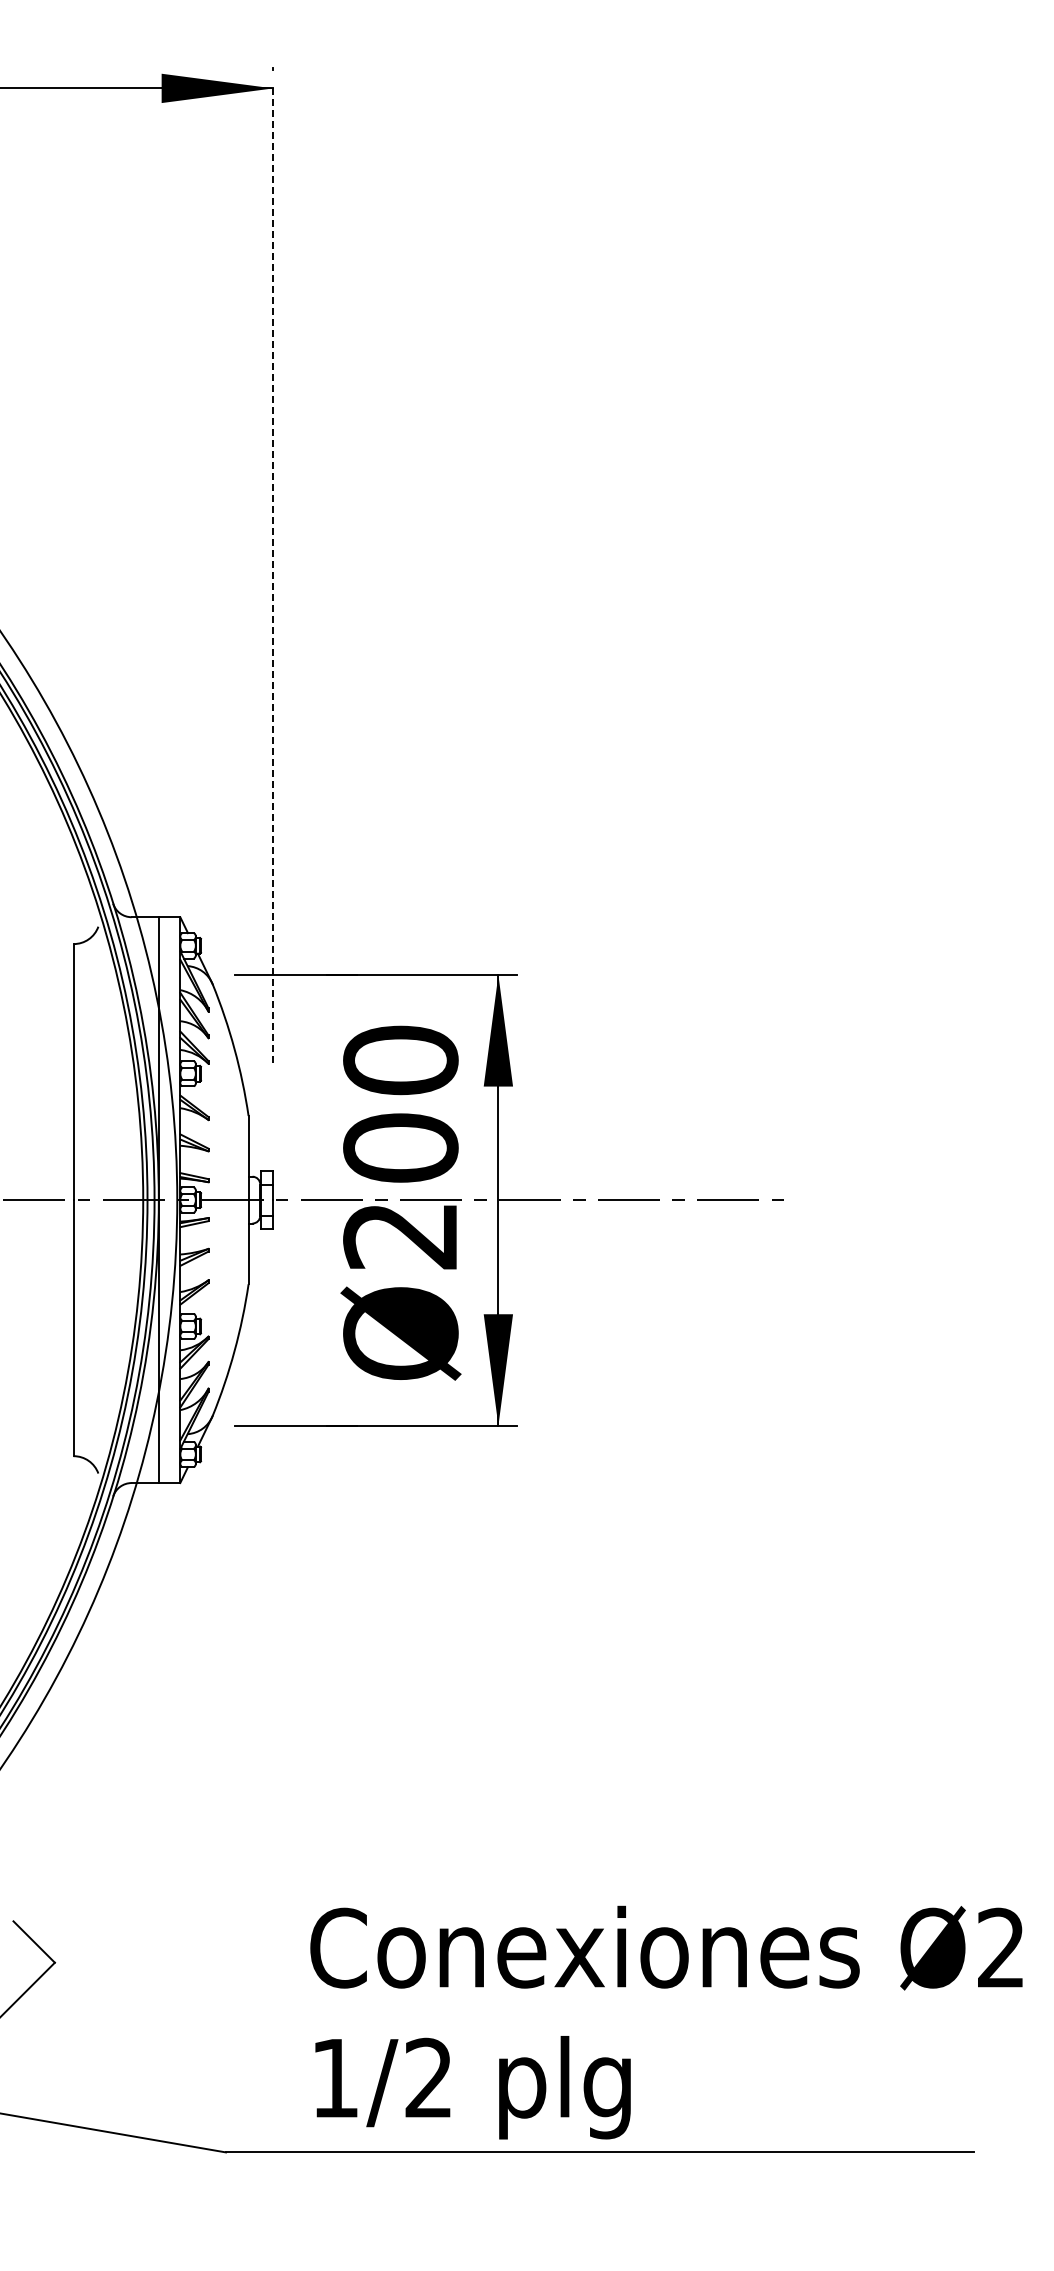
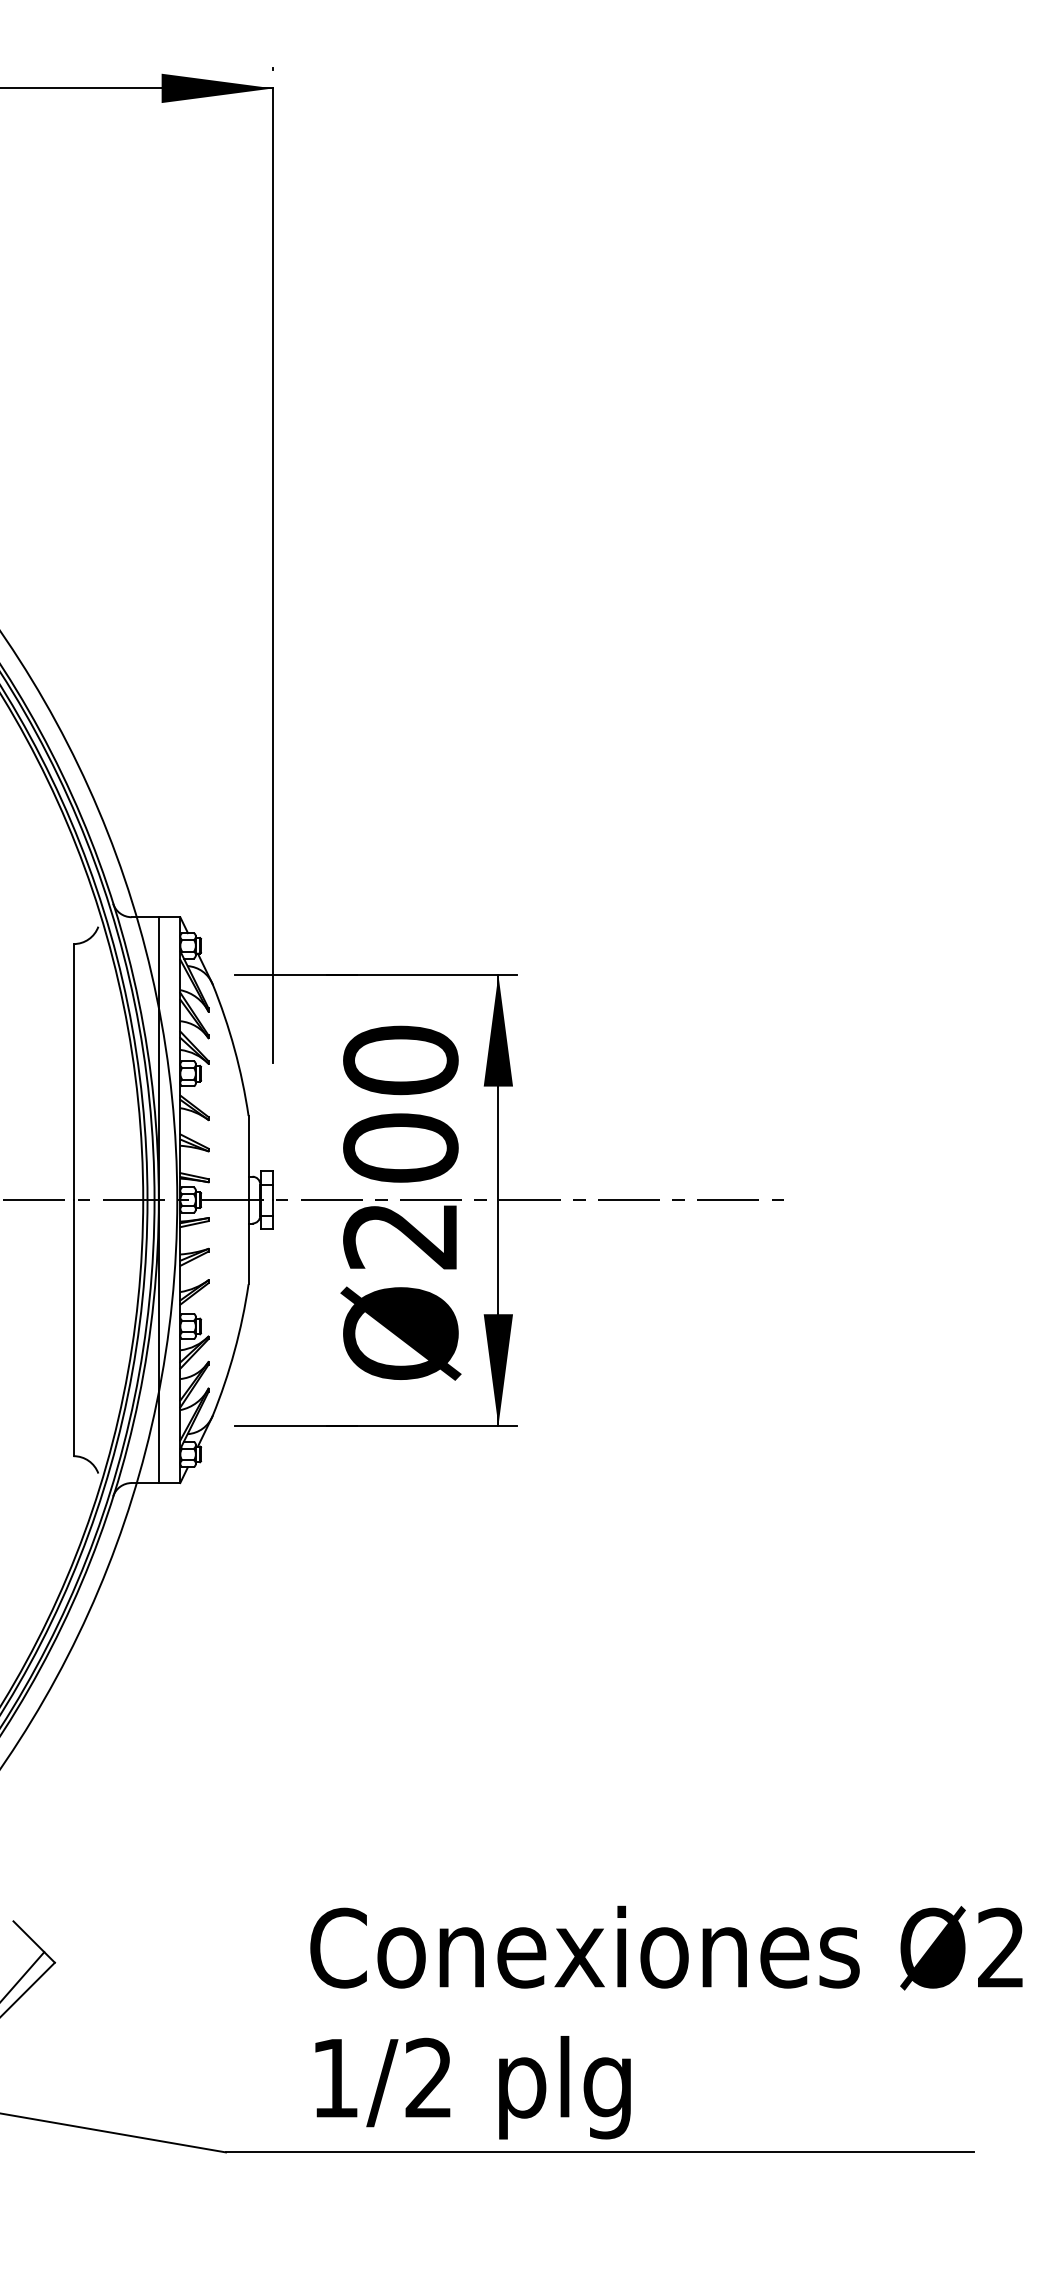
line: dashed -> solid (273, 575)
line: none -> present (23, 1975)
